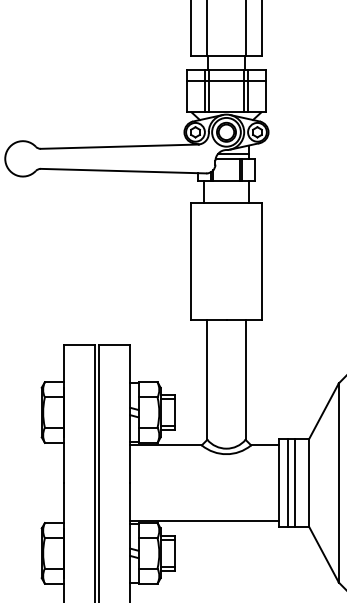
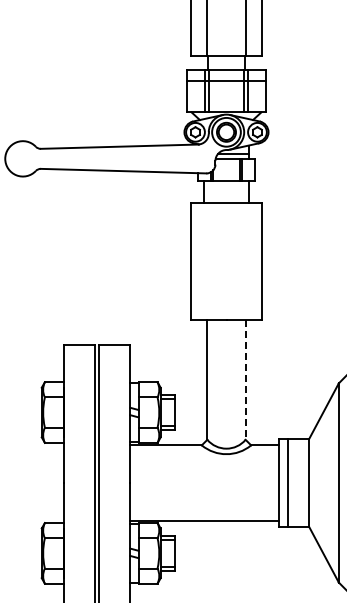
line: solid -> dashed (245, 380)
line: present -> none (294, 482)
